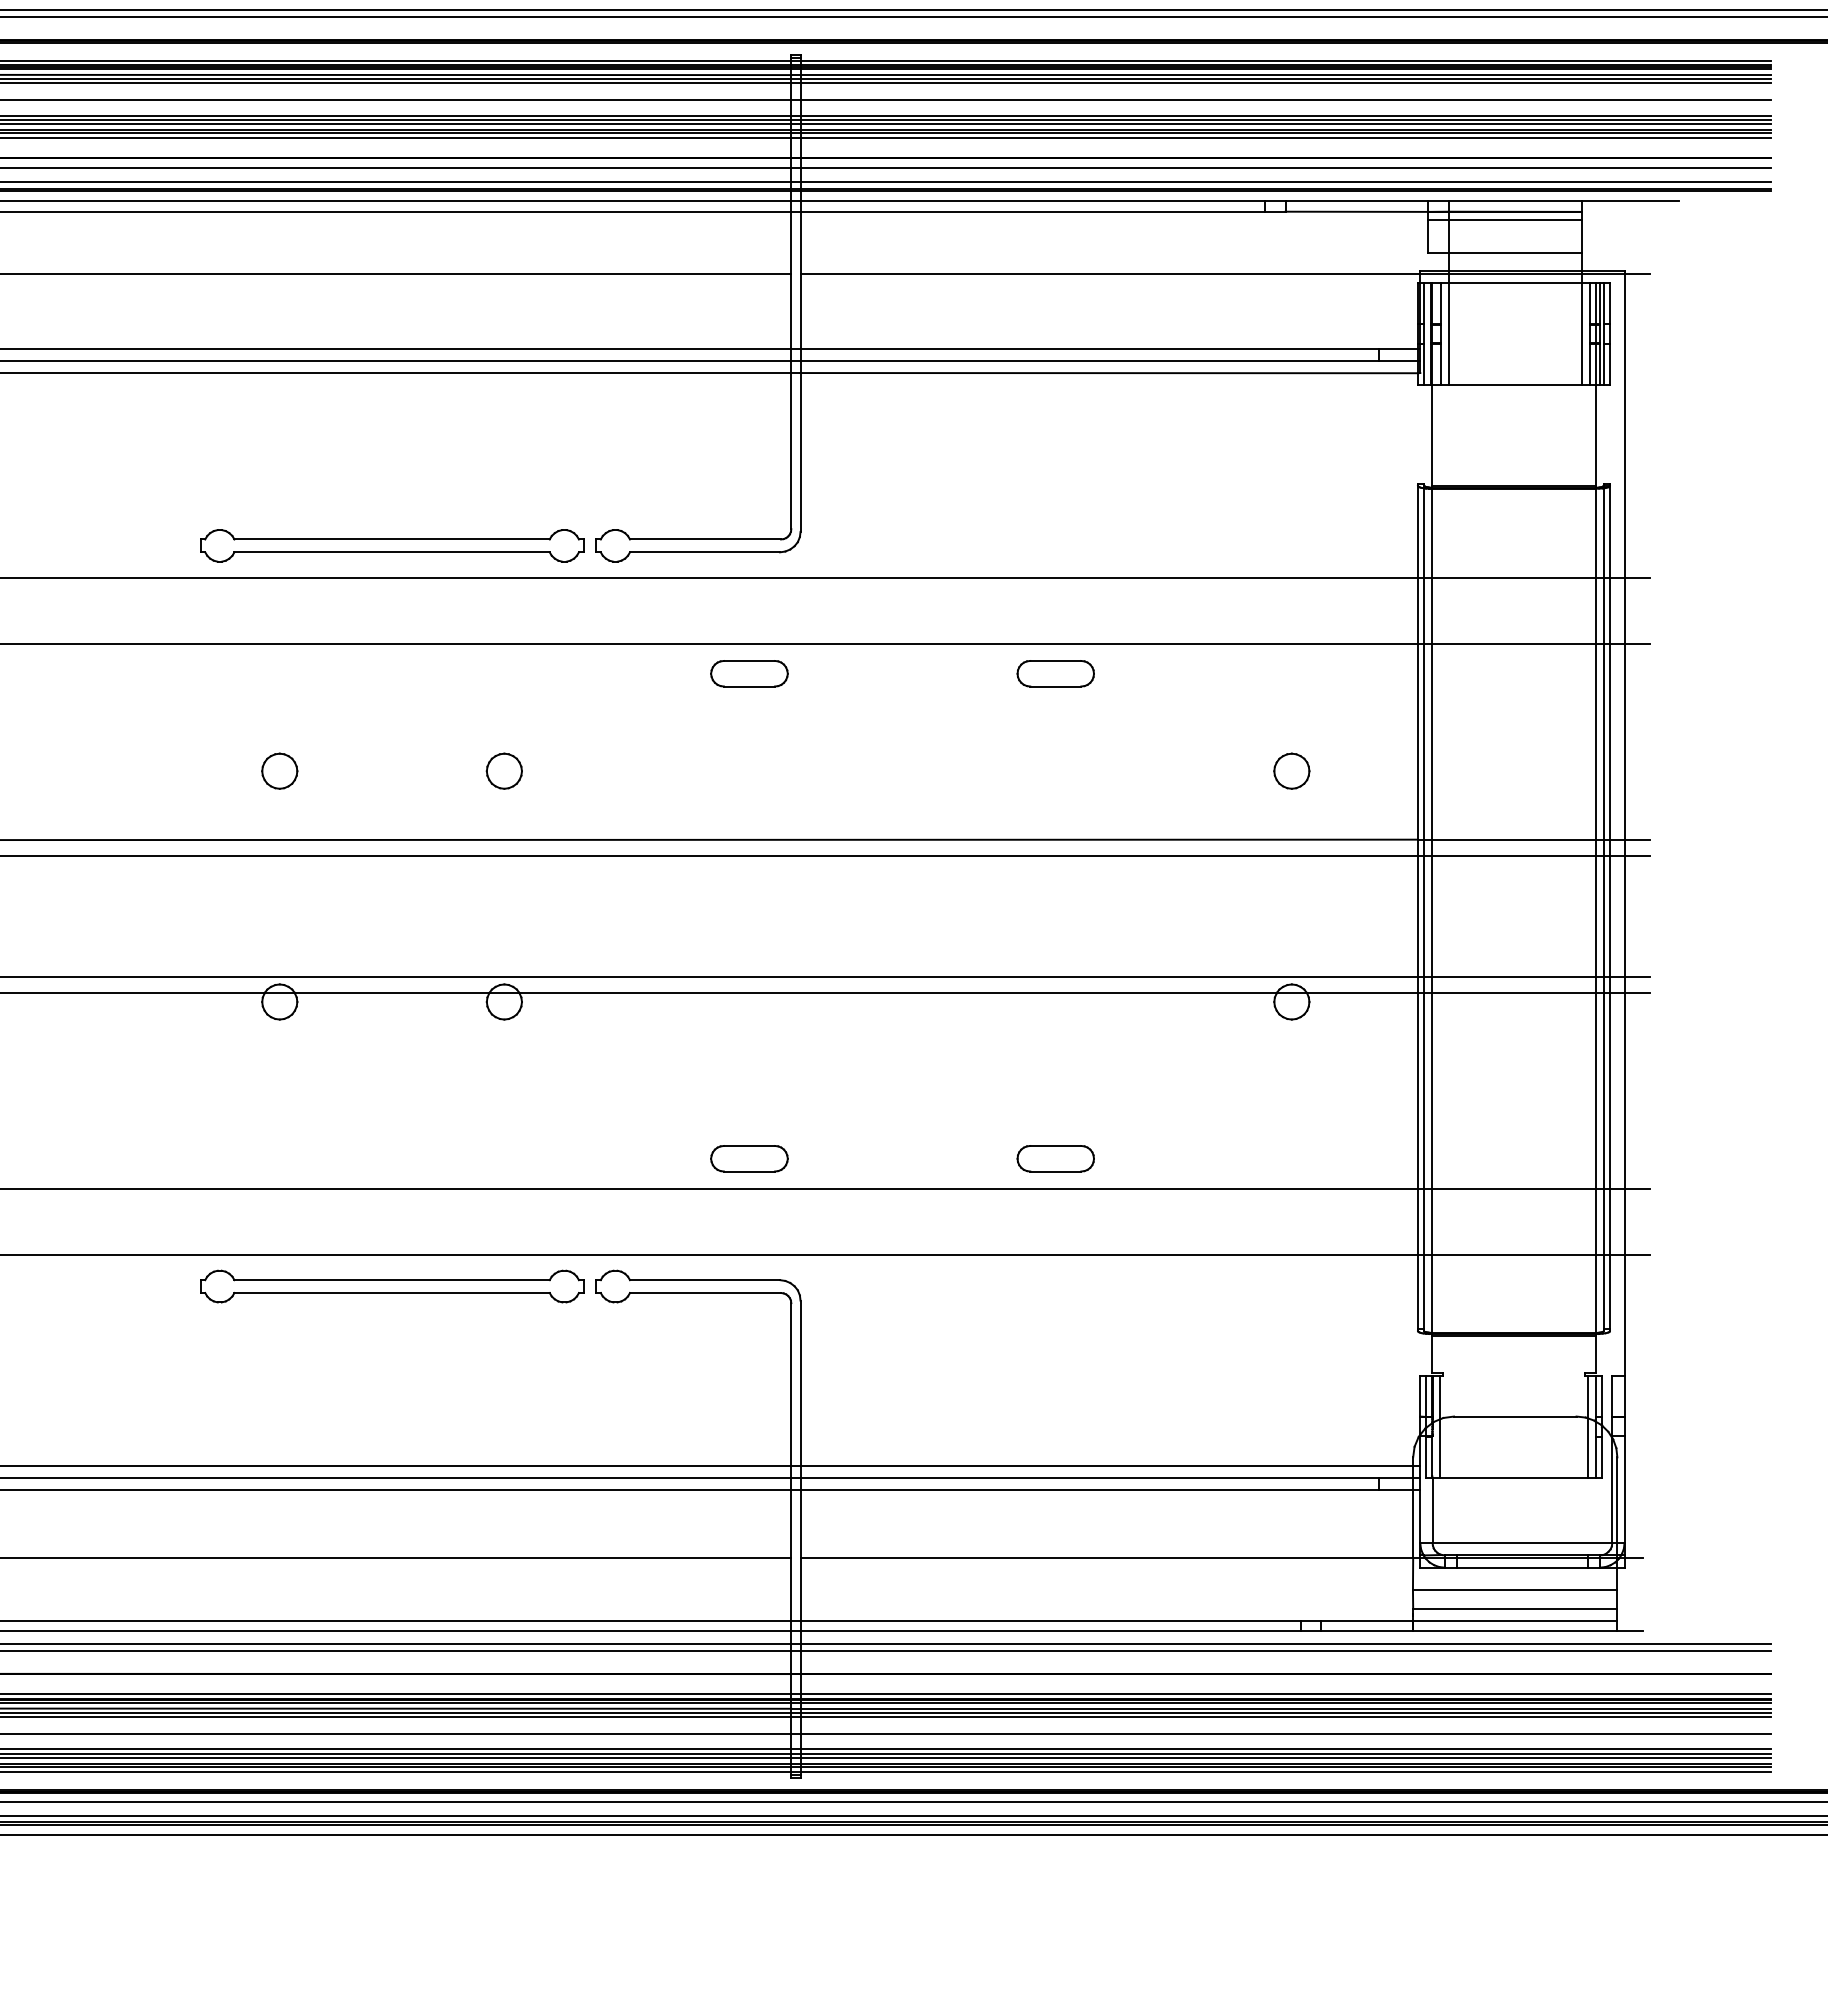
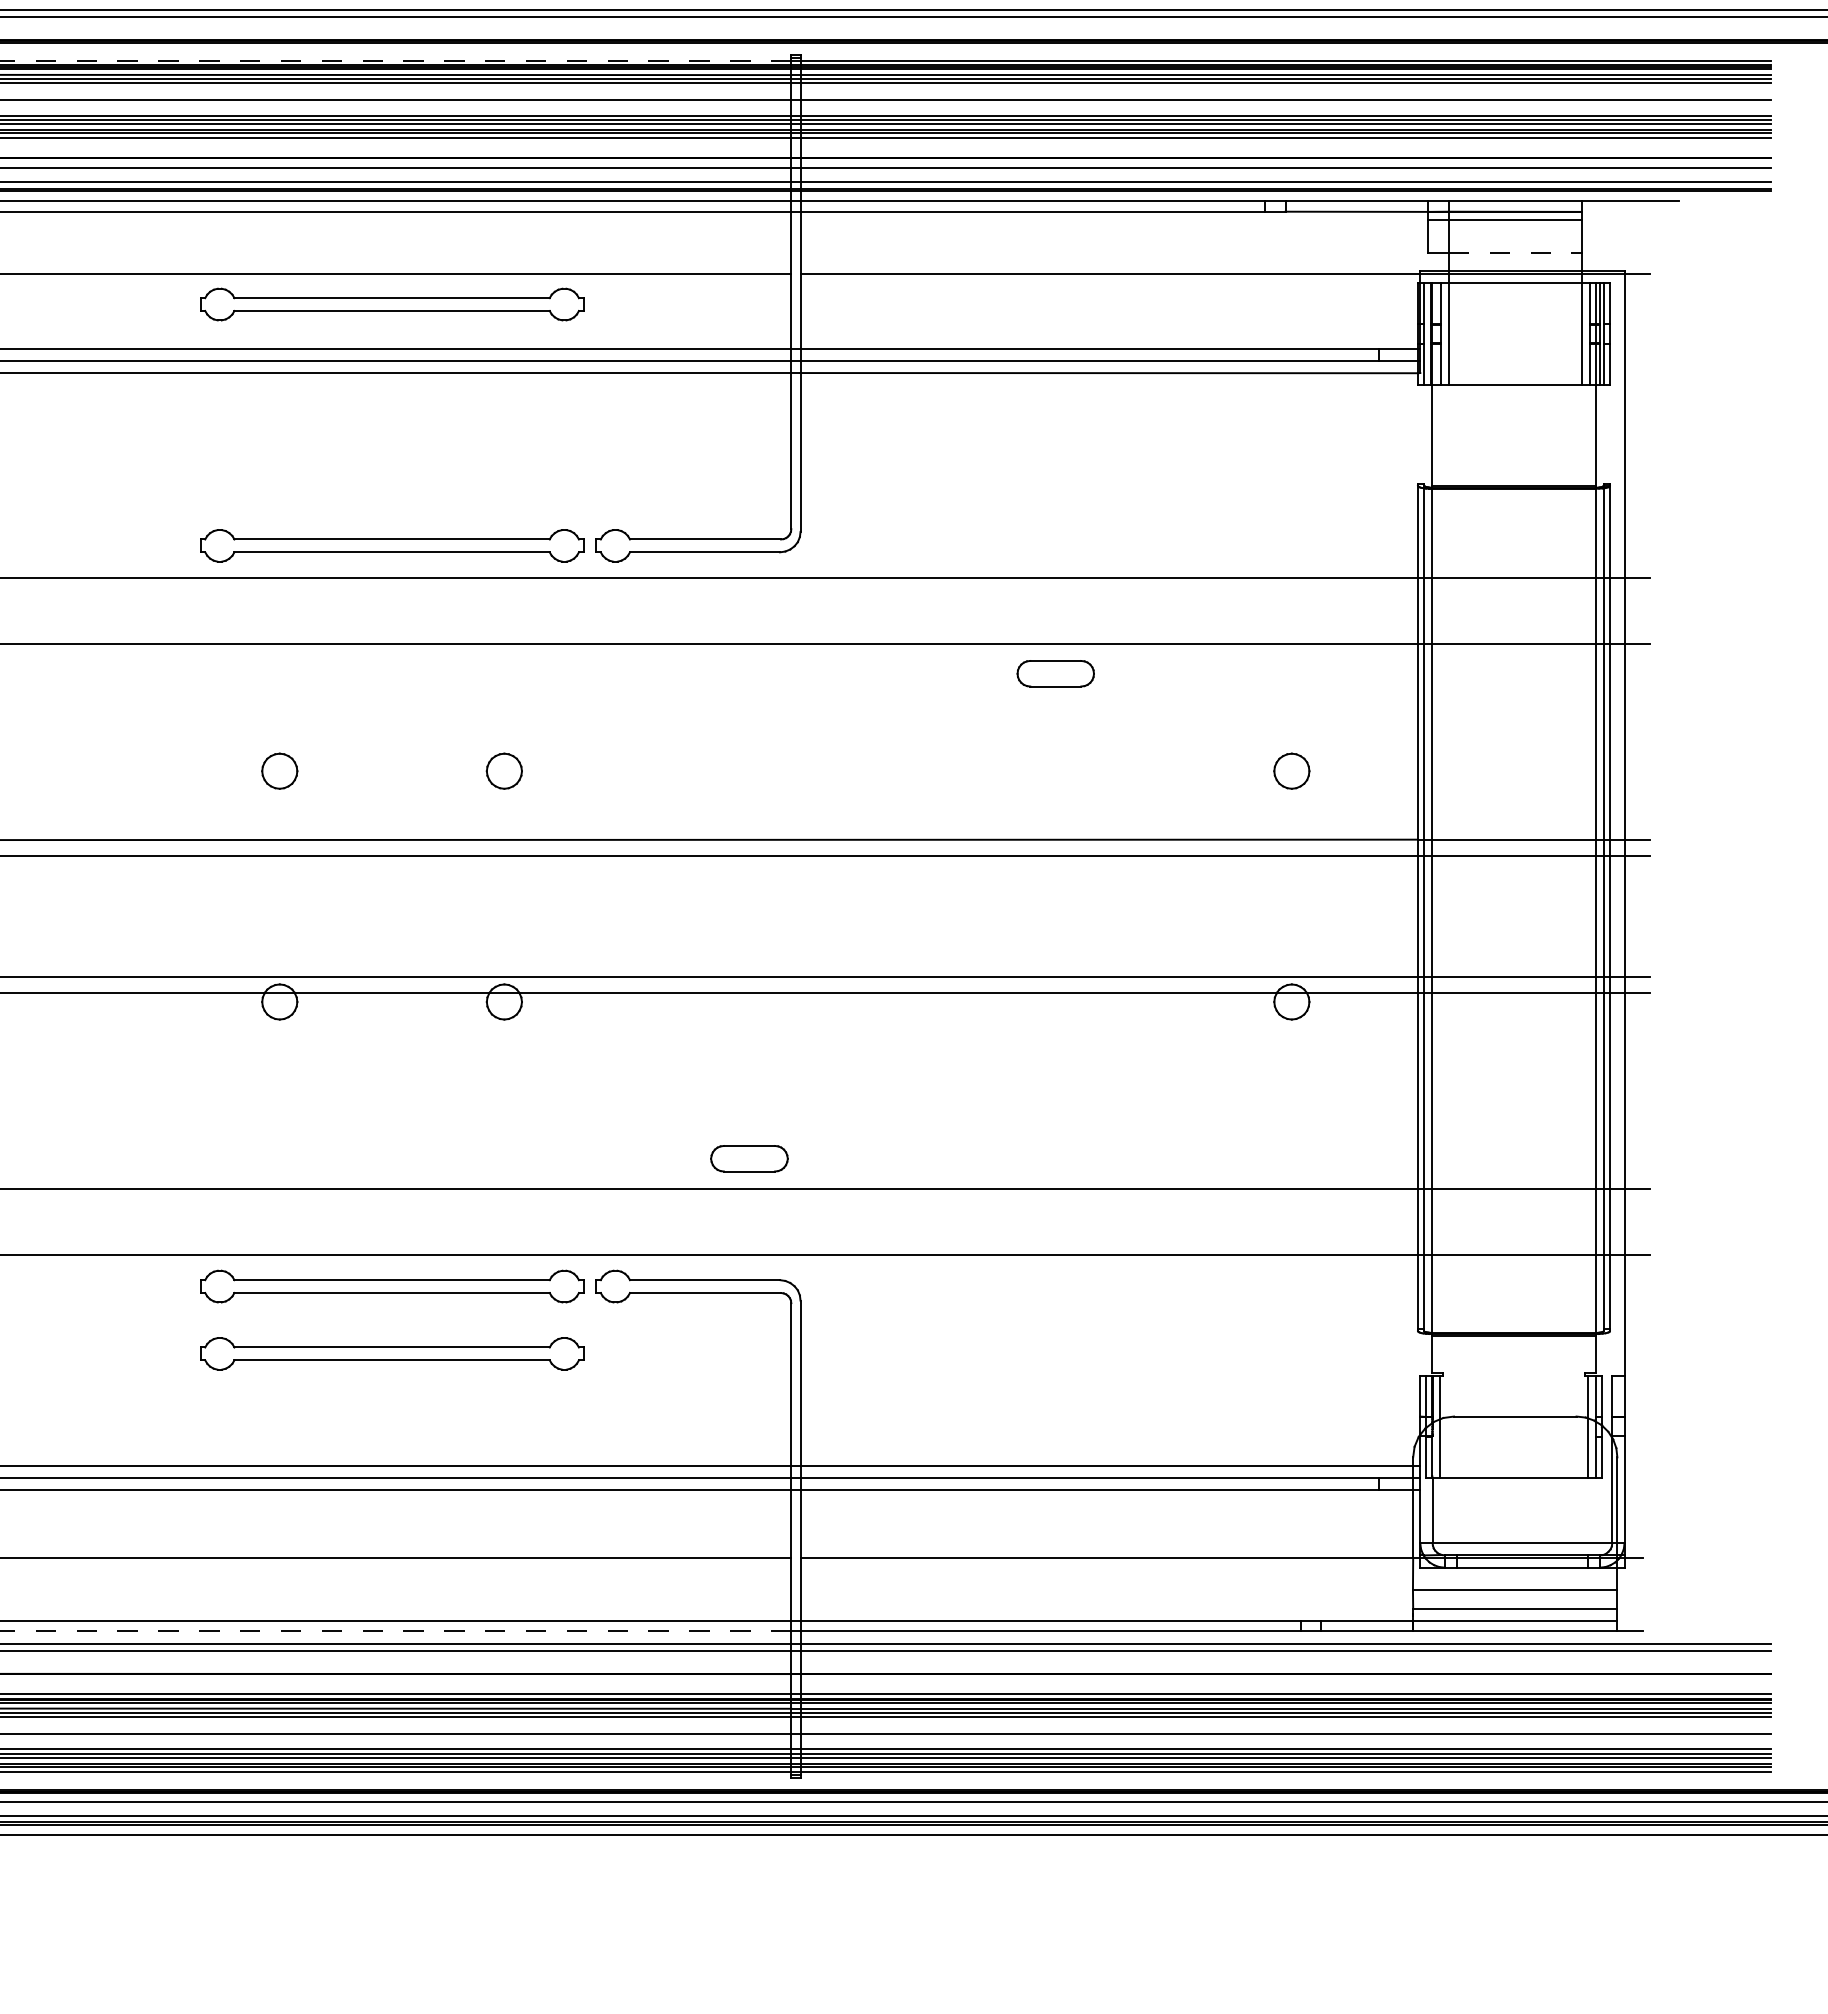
line: solid -> dashed (395, 60)
line: solid -> dashed (1515, 252)
part: none -> present (392, 304)
part: present -> none (749, 673)
part: present -> none (1055, 1158)
part: none -> present (392, 1353)
line: solid -> dashed (395, 1630)
